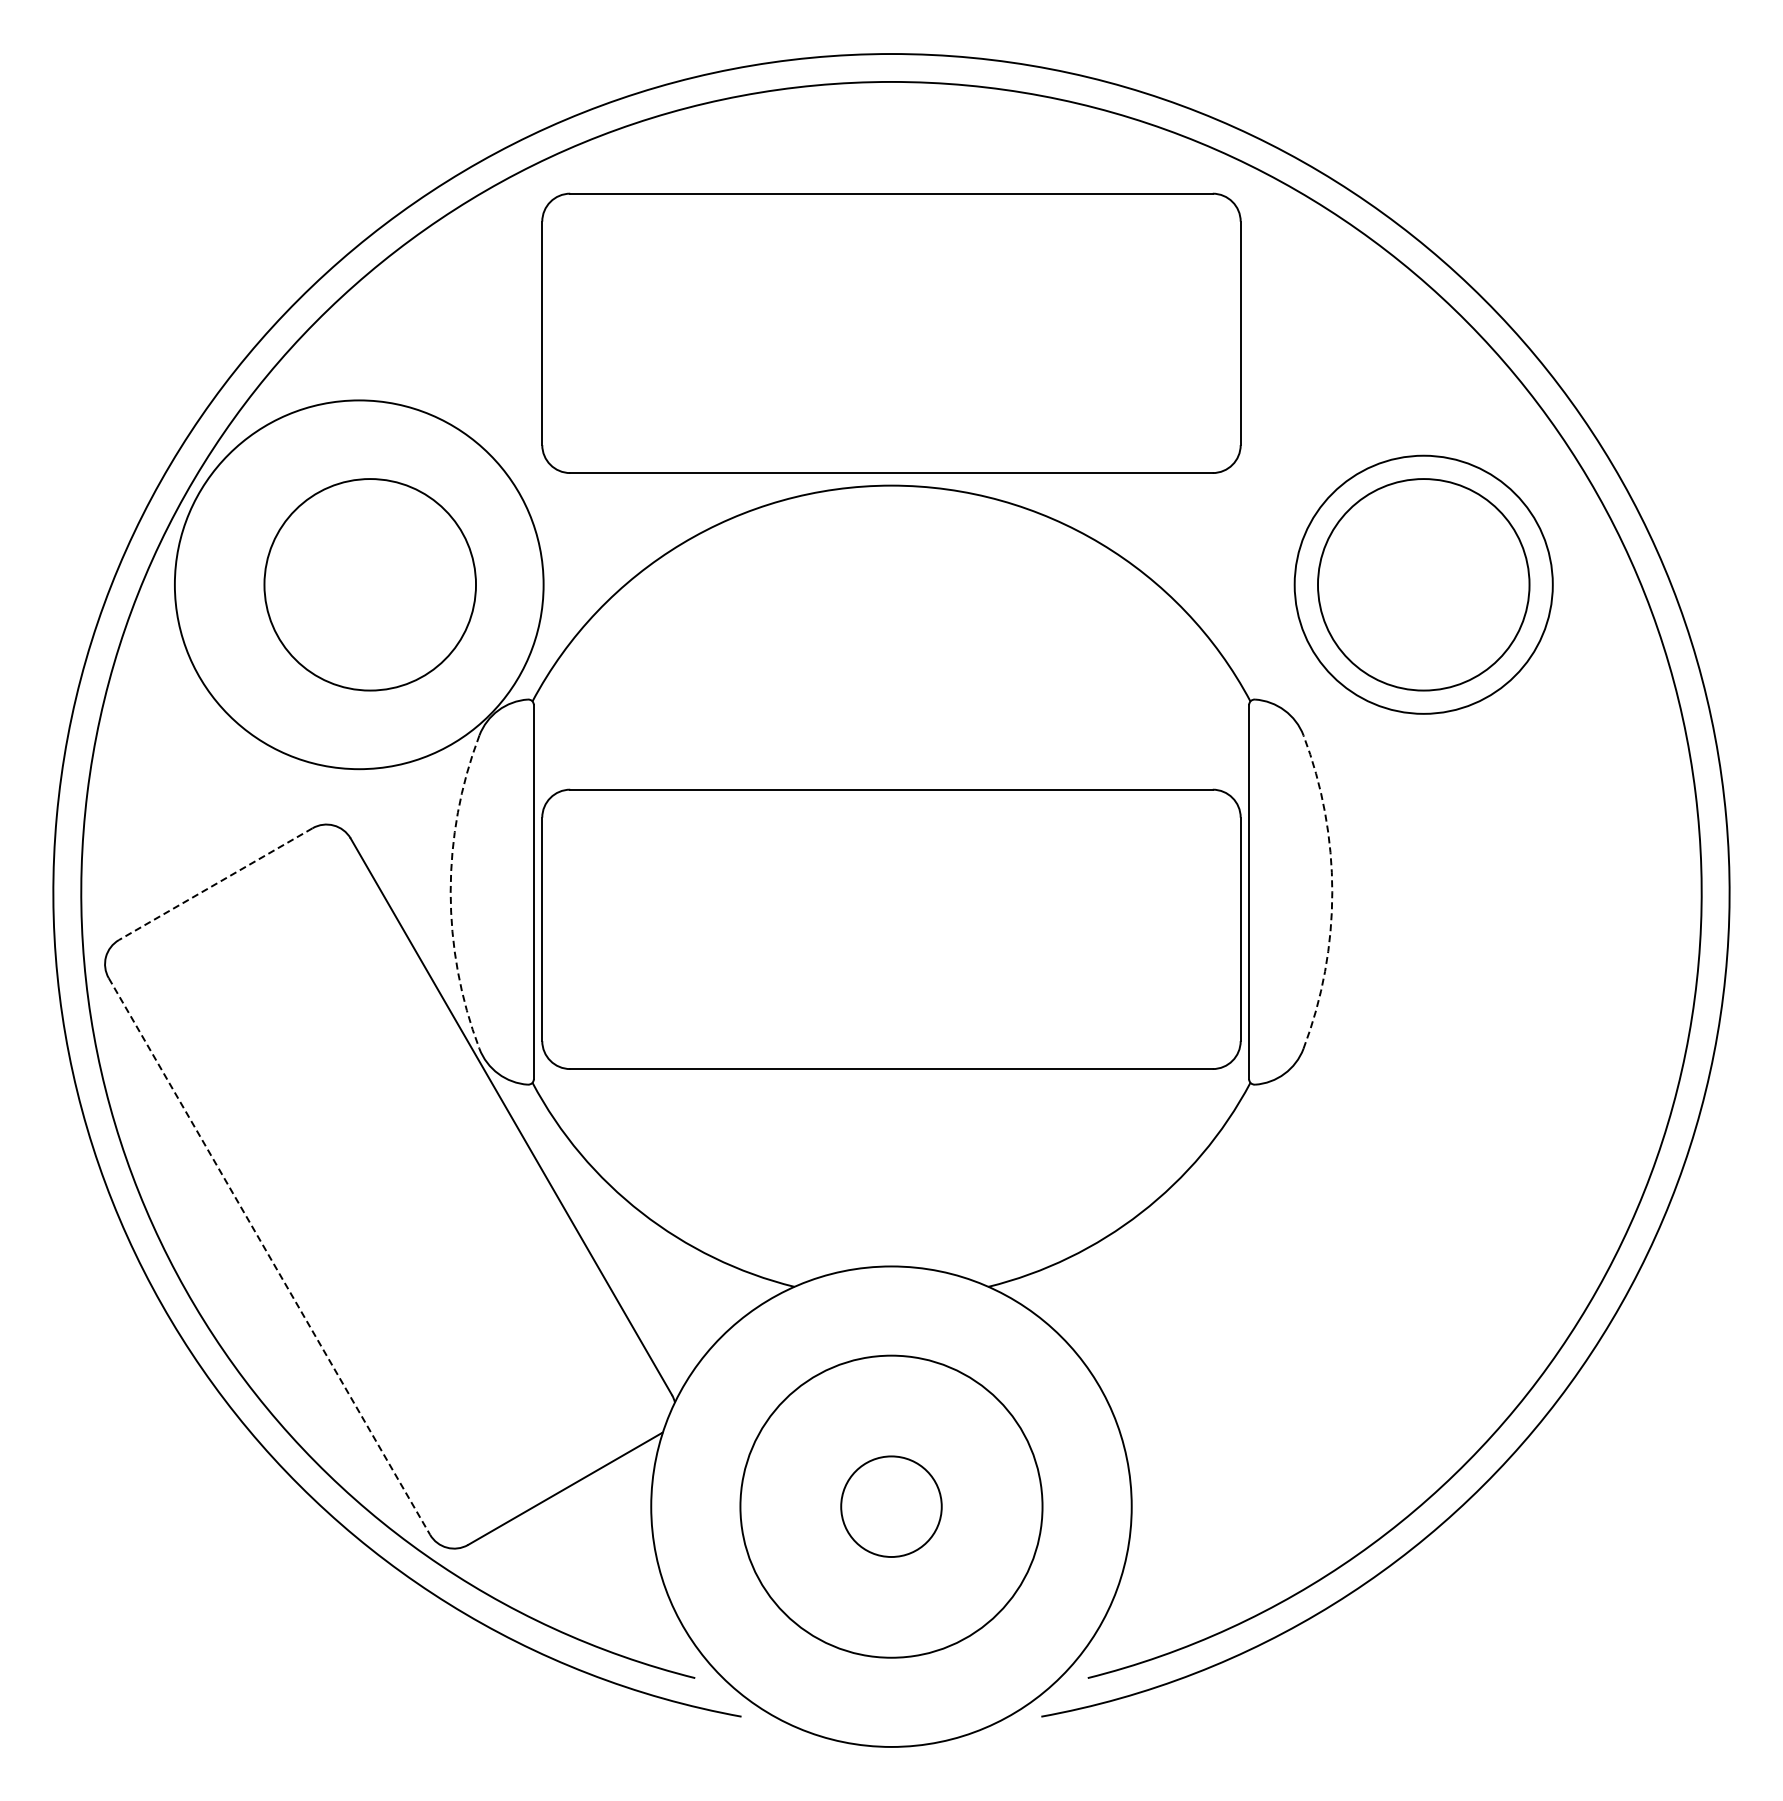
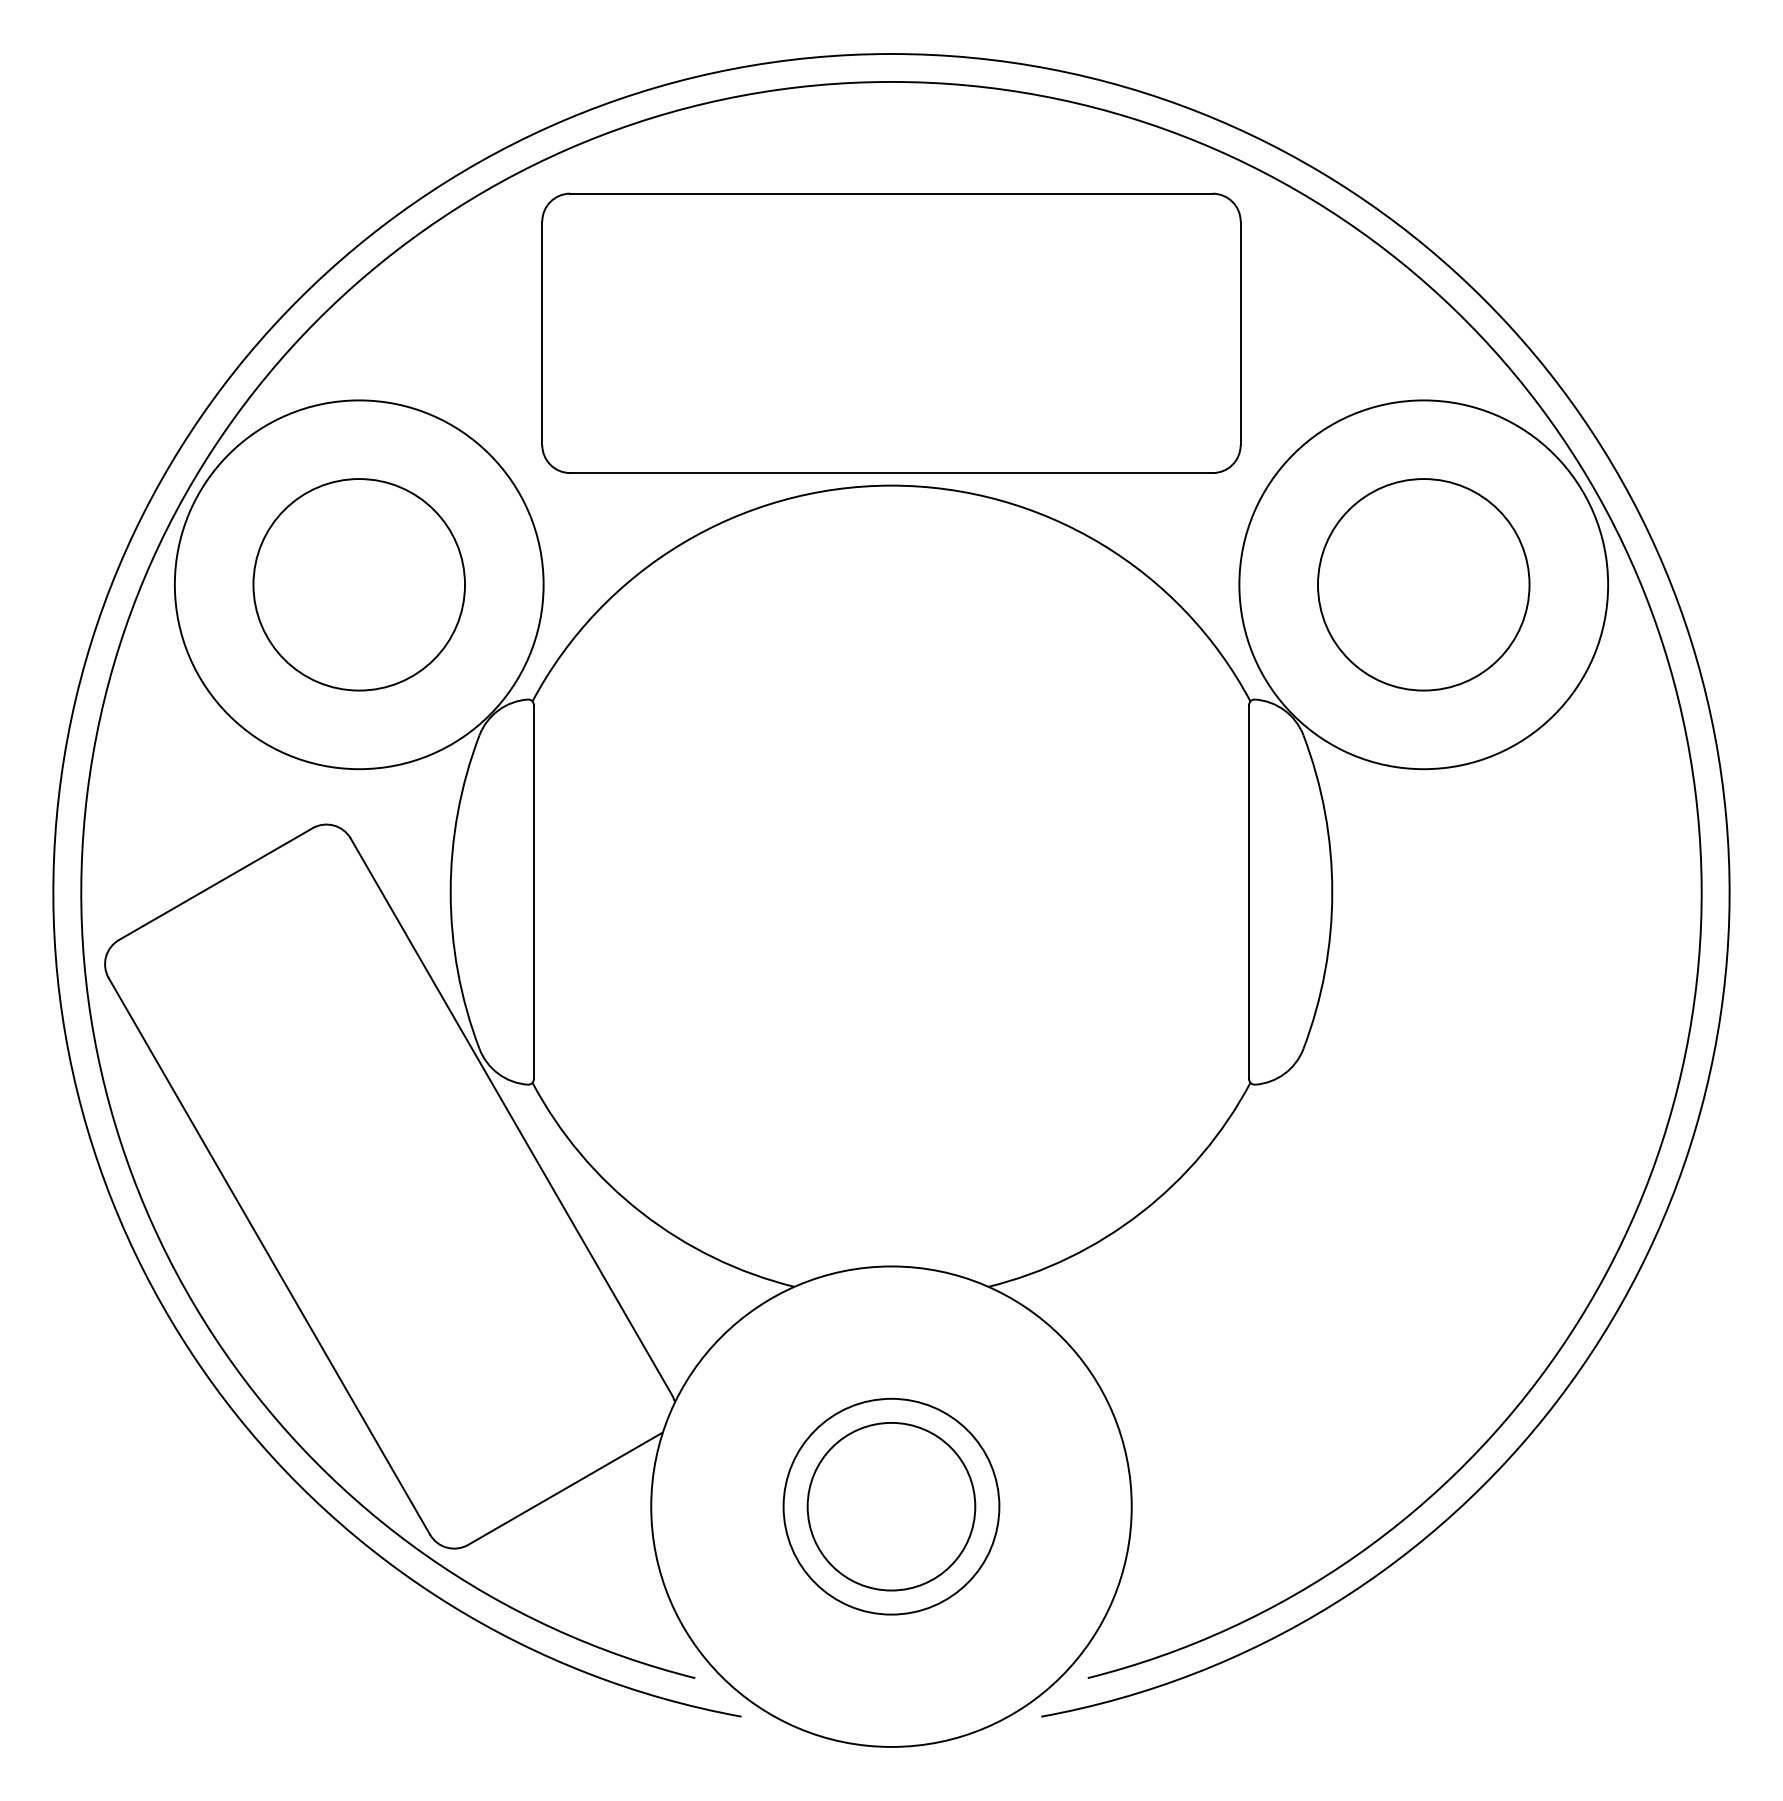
circle position: (369, 584) -> (358, 584) (358, 584)
circle diameter: 258 px -> 369 px (1423, 584)
line: dashed -> solid (215, 884)
arc: dashed -> solid (450, 892)
arc: dashed -> solid (1332, 892)
part: present -> none (891, 928)
line: dashed -> solid (269, 1256)
circle diameter: 101 px -> 168 px (891, 1506)
circle diameter: 302 px -> 216 px (891, 1506)
